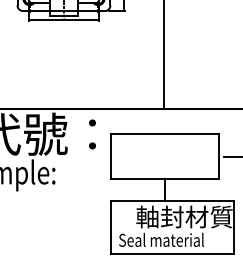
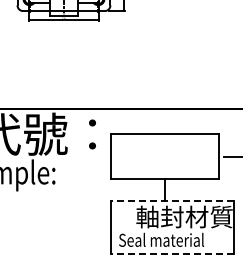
line: present -> none (163, 55)
line: solid -> dashed (172, 200)
line: solid -> dashed (172, 254)
